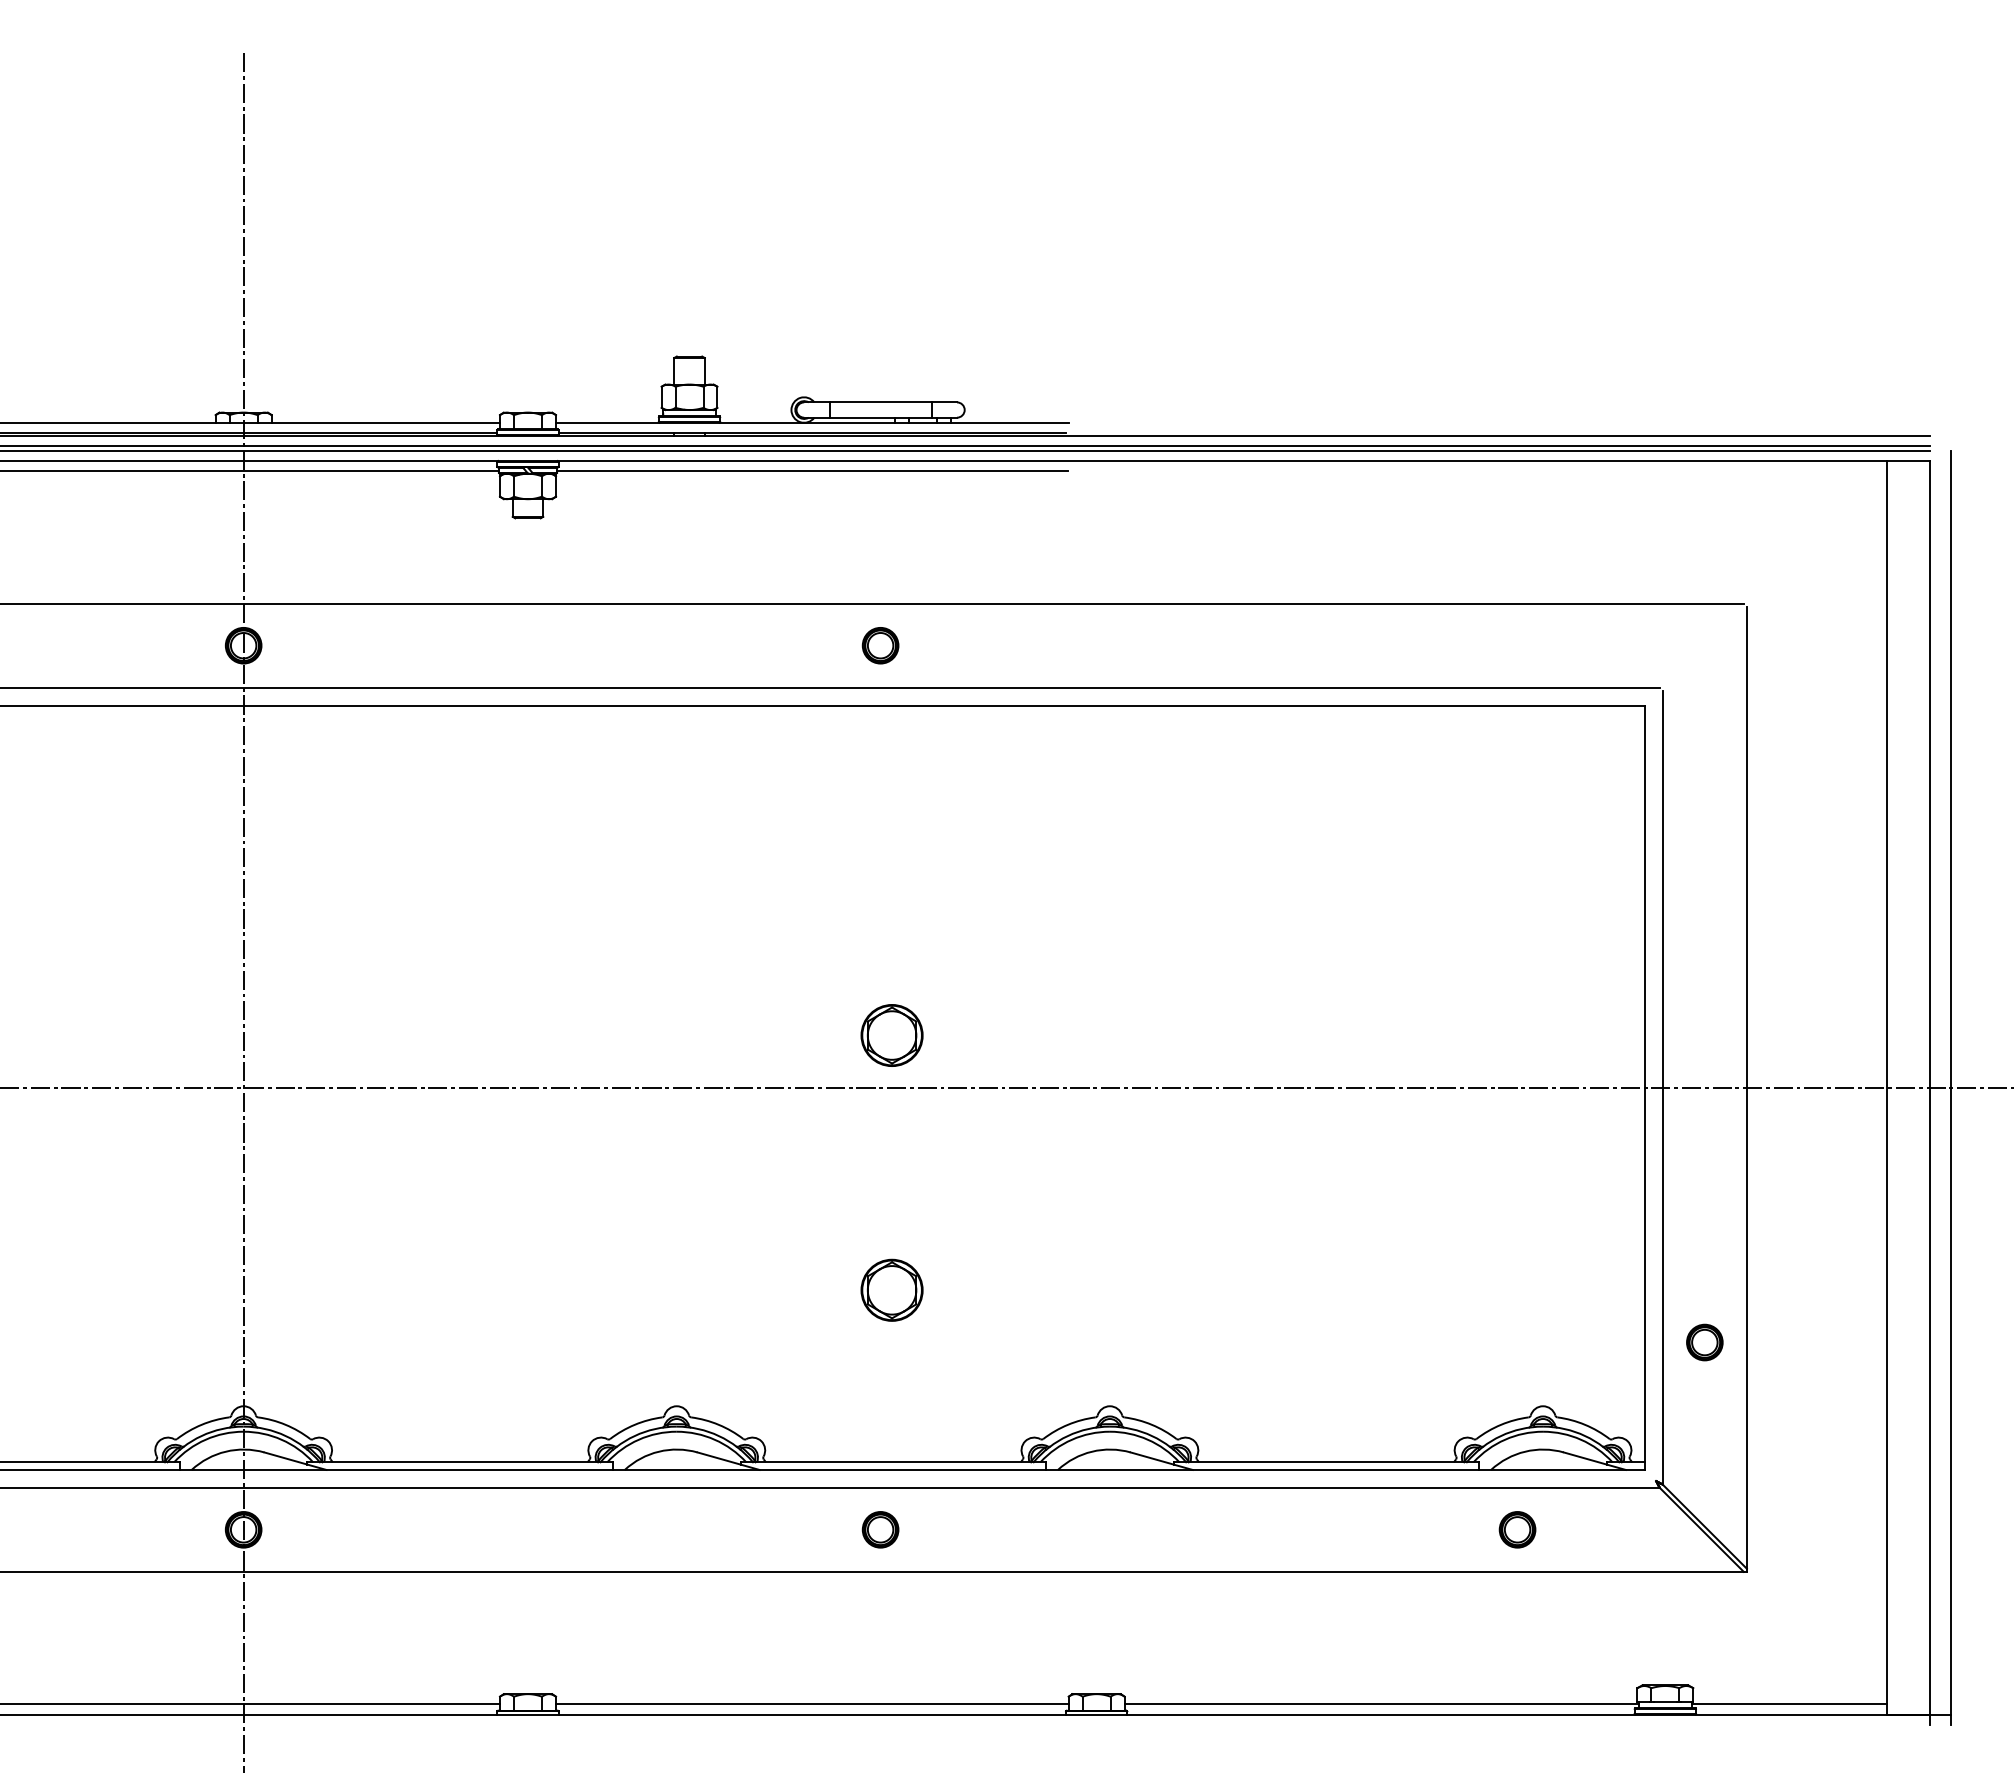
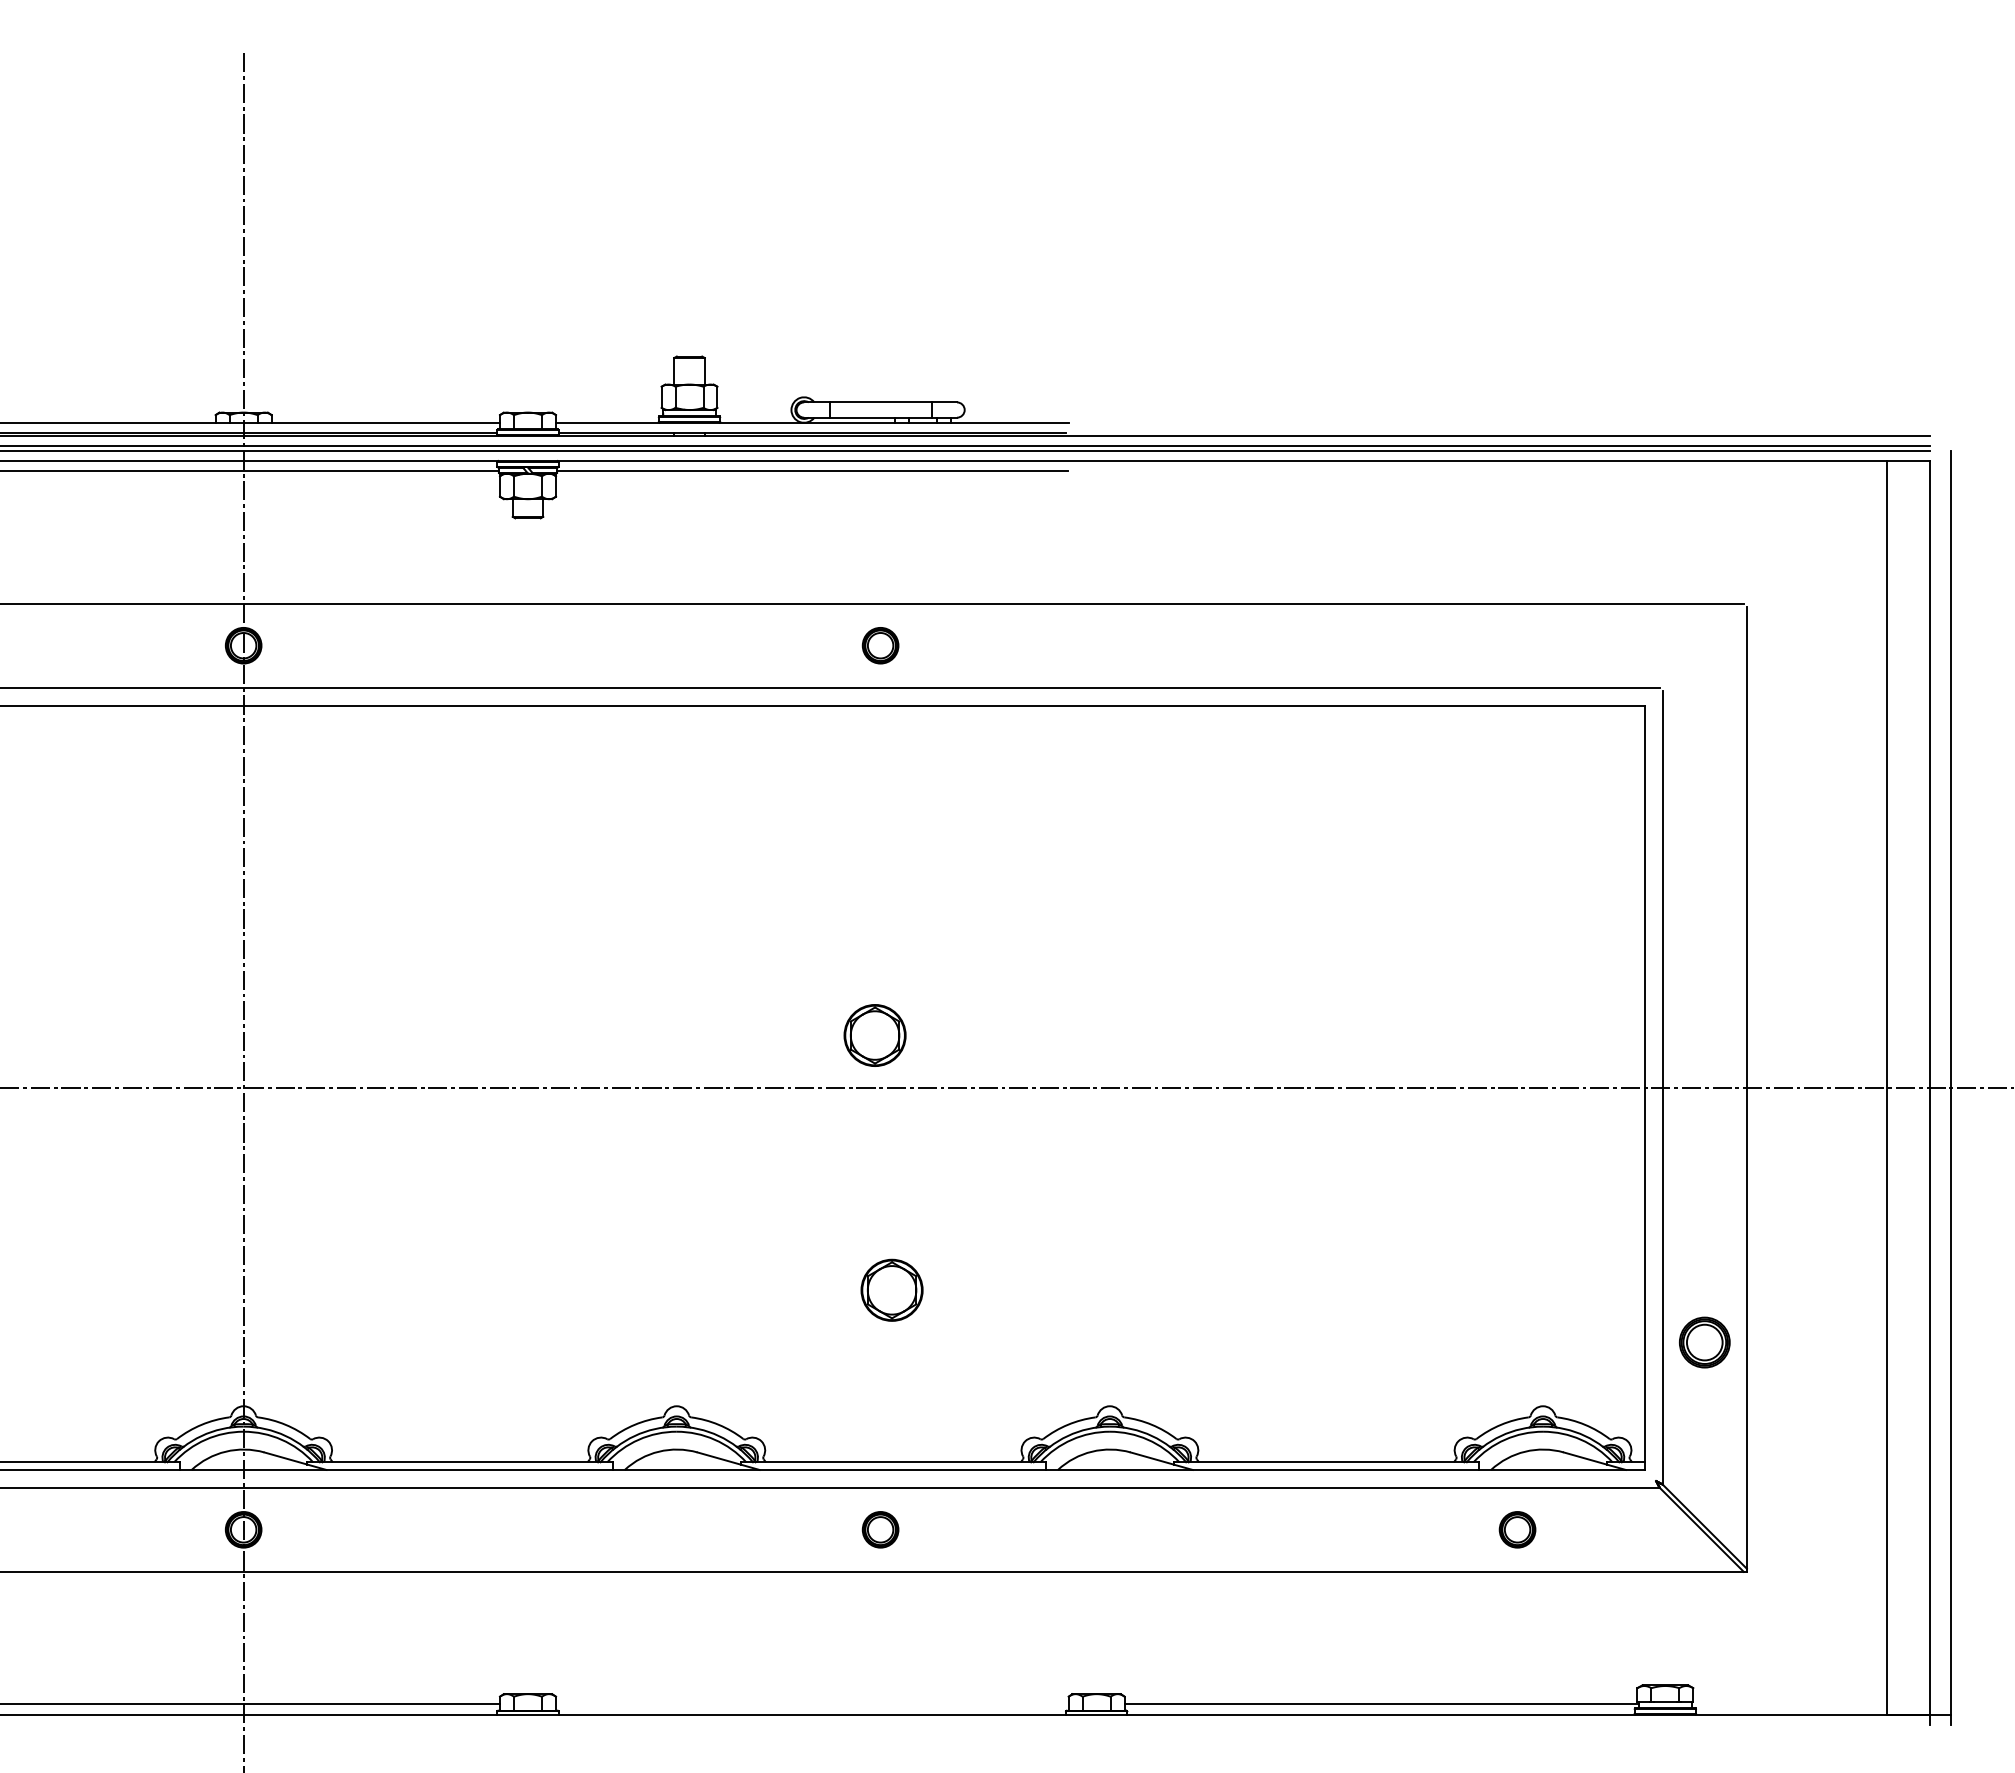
part position: (891, 1035) -> (874, 1035) (874, 1035)
part size: 38x39 px -> 52x53 px (1704, 1342)
line: present -> none (812, 1704)
line: present -> none (1789, 1704)
